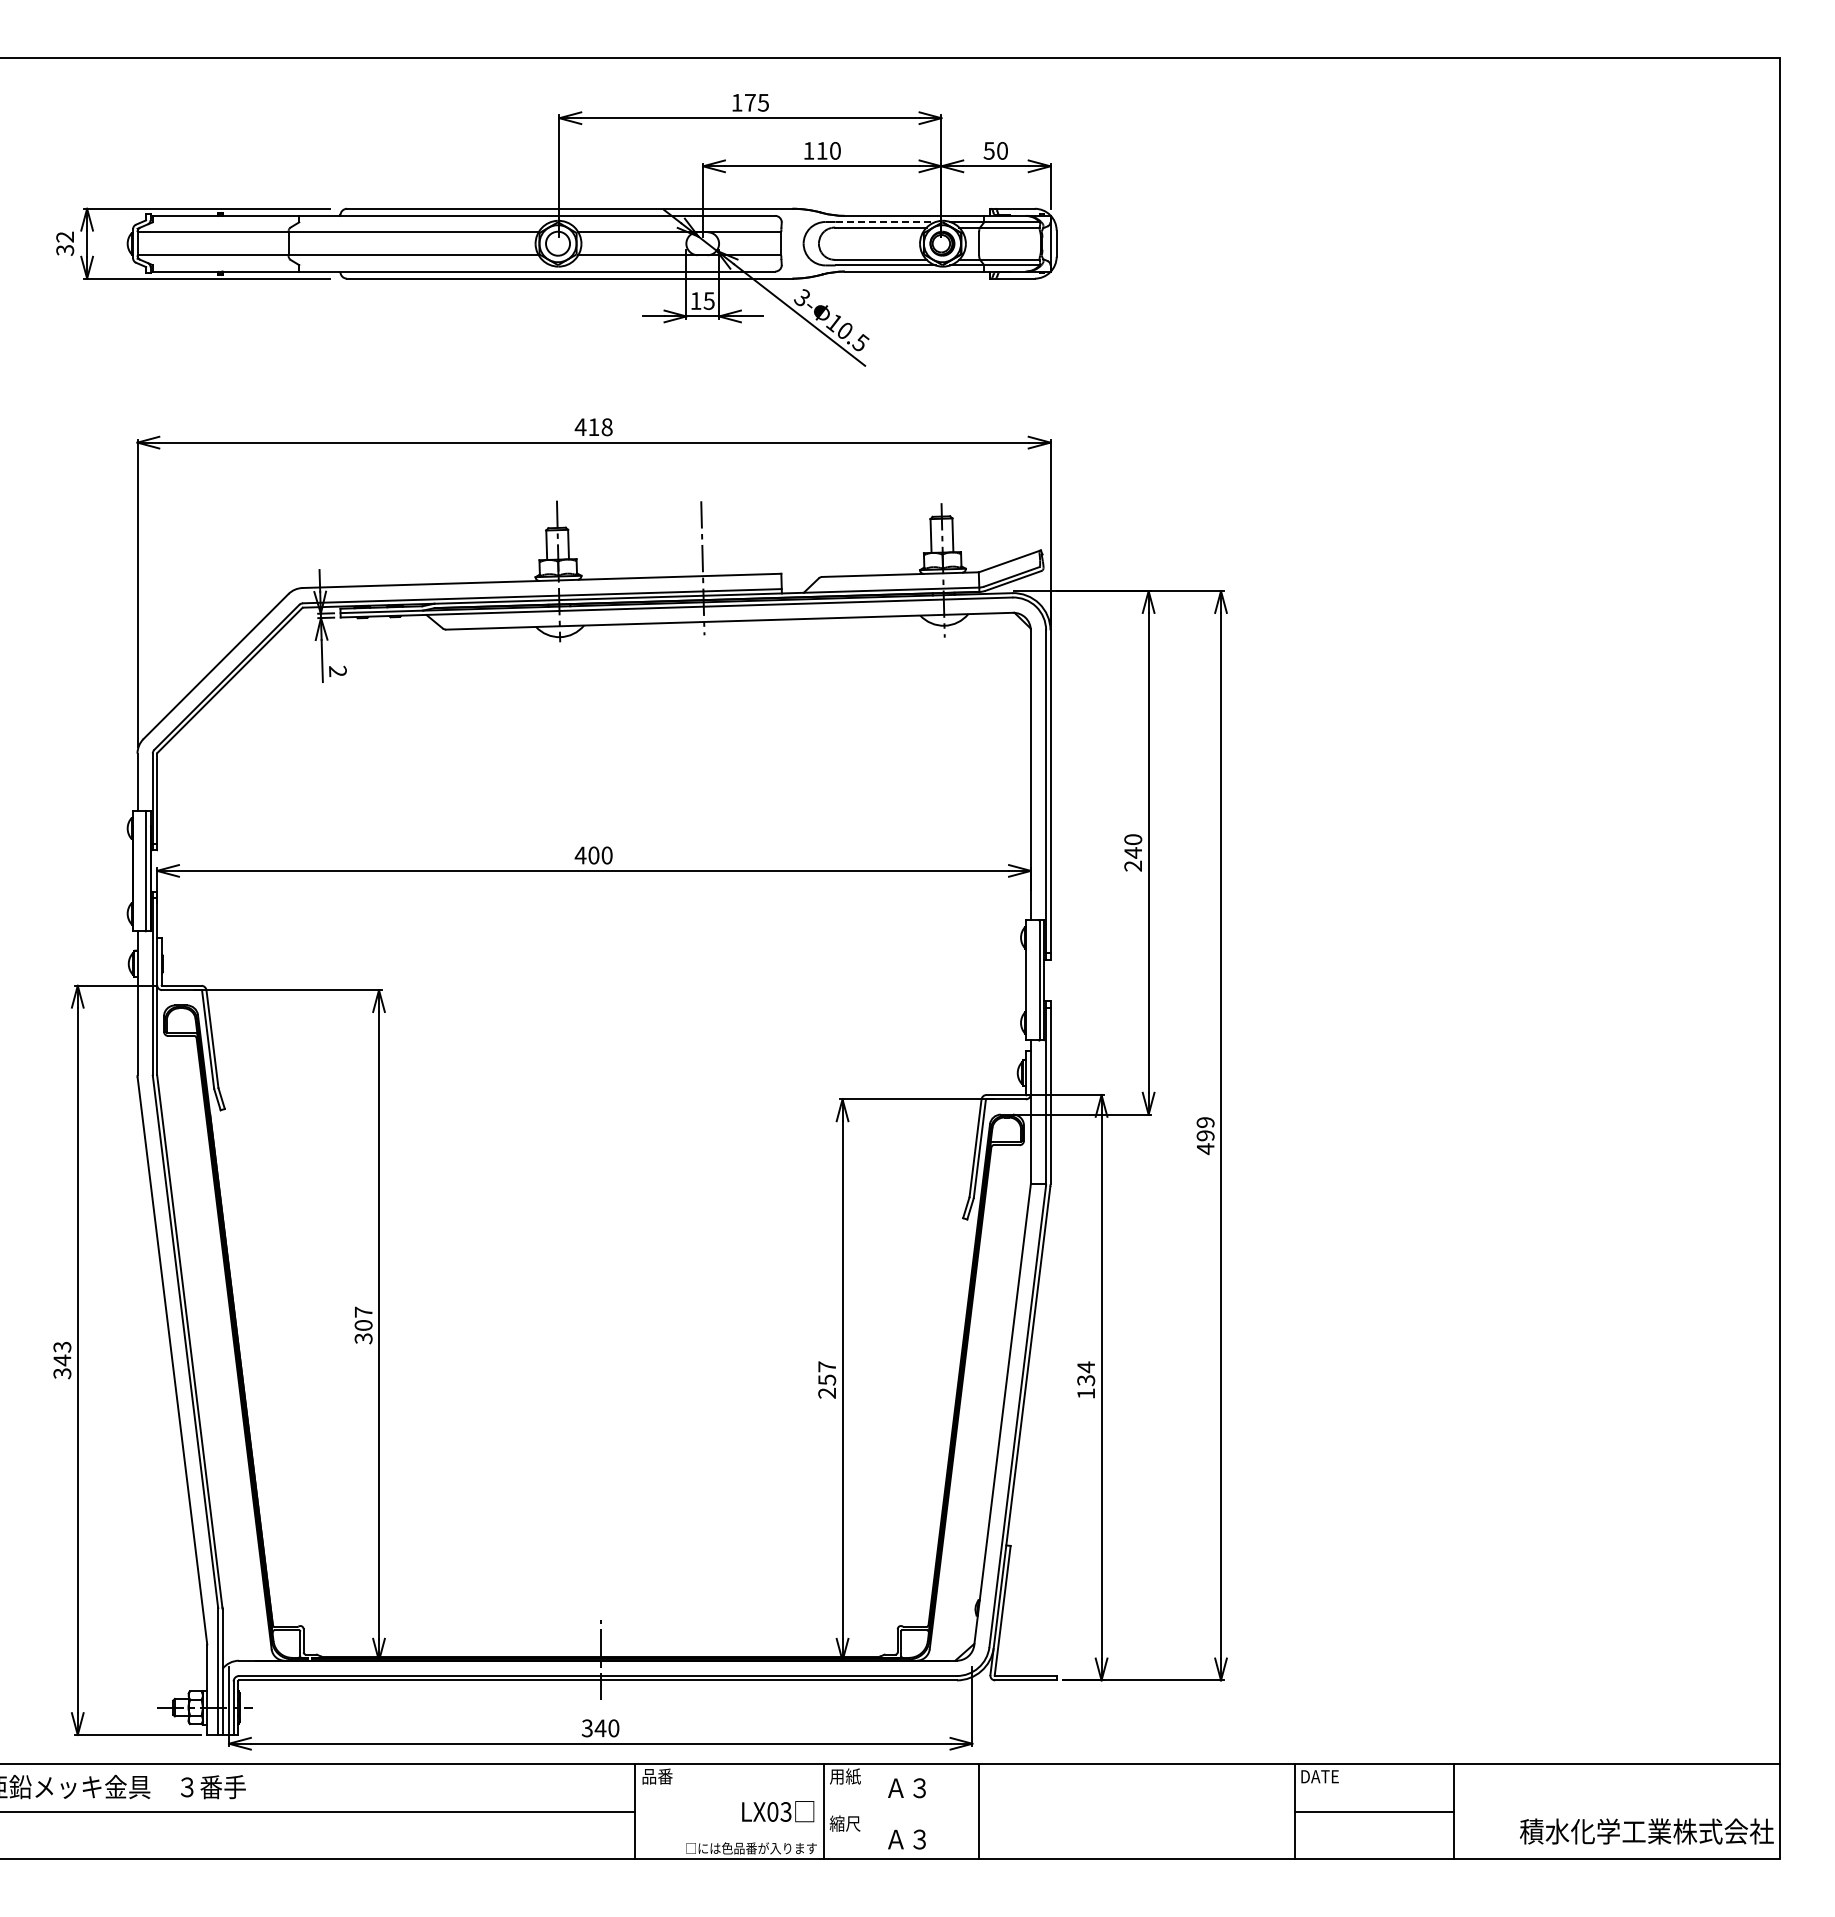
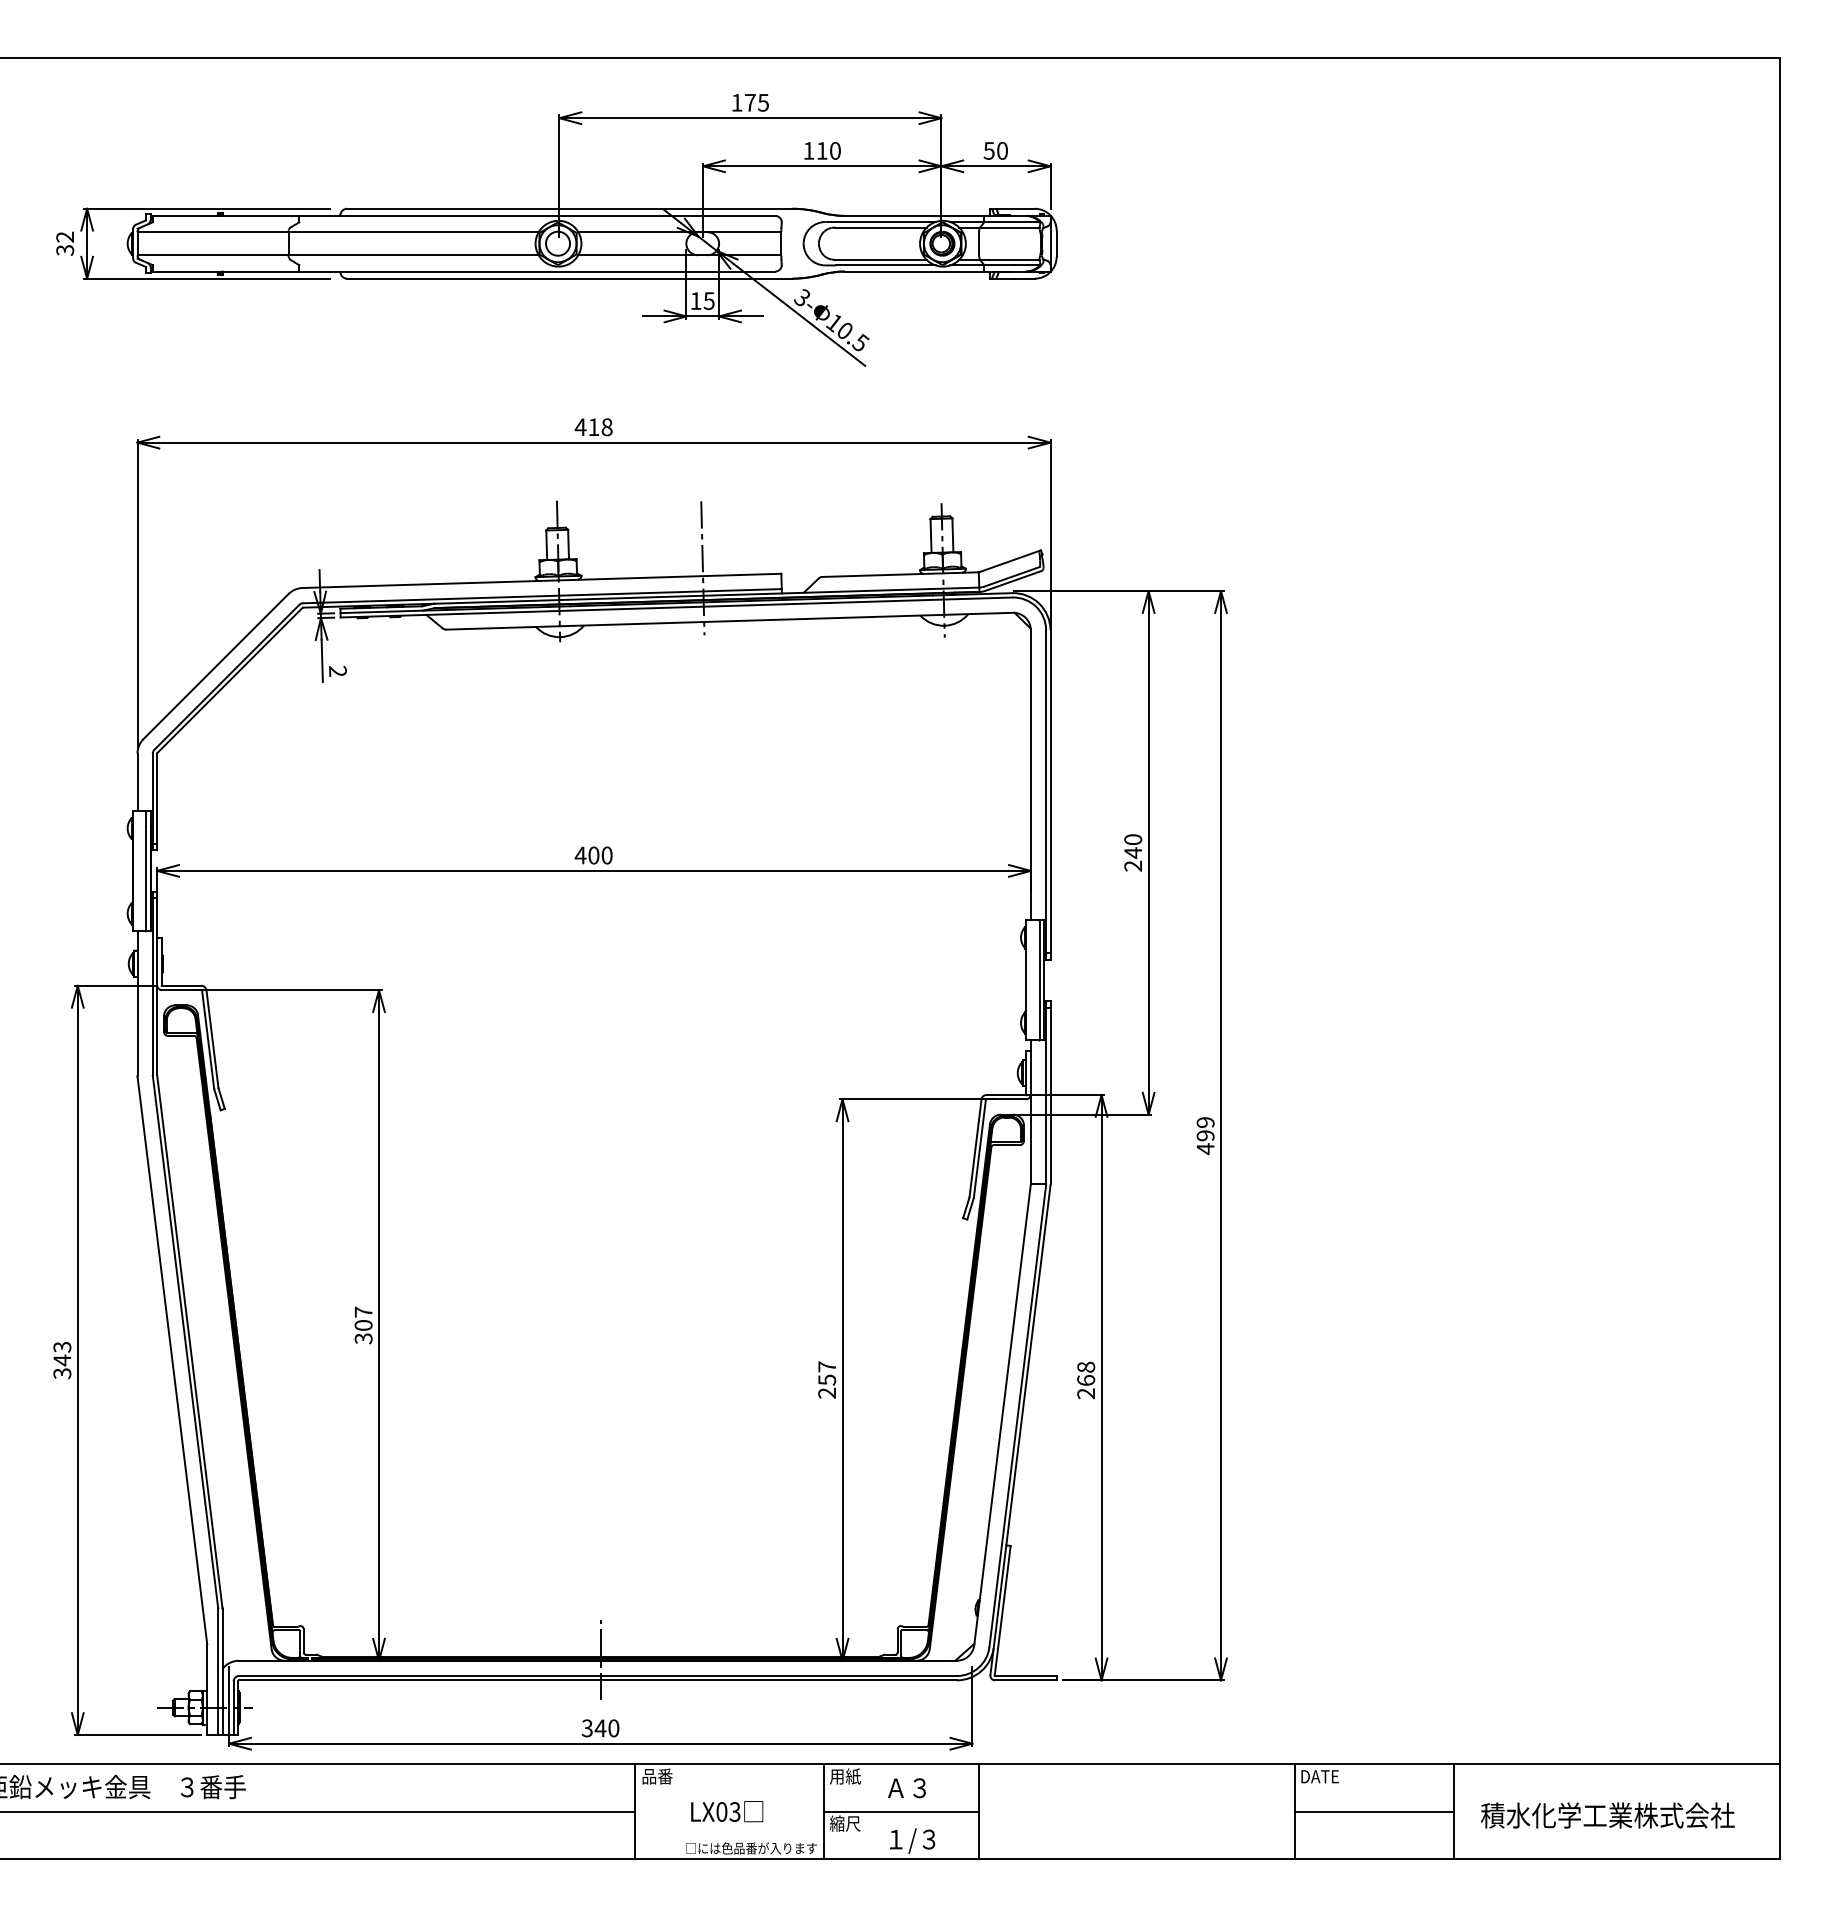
line: dashed -> solid (886, 222)
text: 134 -> 268 (1086, 1380)
text position: (778, 1811) -> (727, 1811) (727, 1811)
line: none -> present (901, 1812)
text position: (1646, 1831) -> (1607, 1815) (1607, 1815)
text: Ａ３ -> １/３ (911, 1840)
